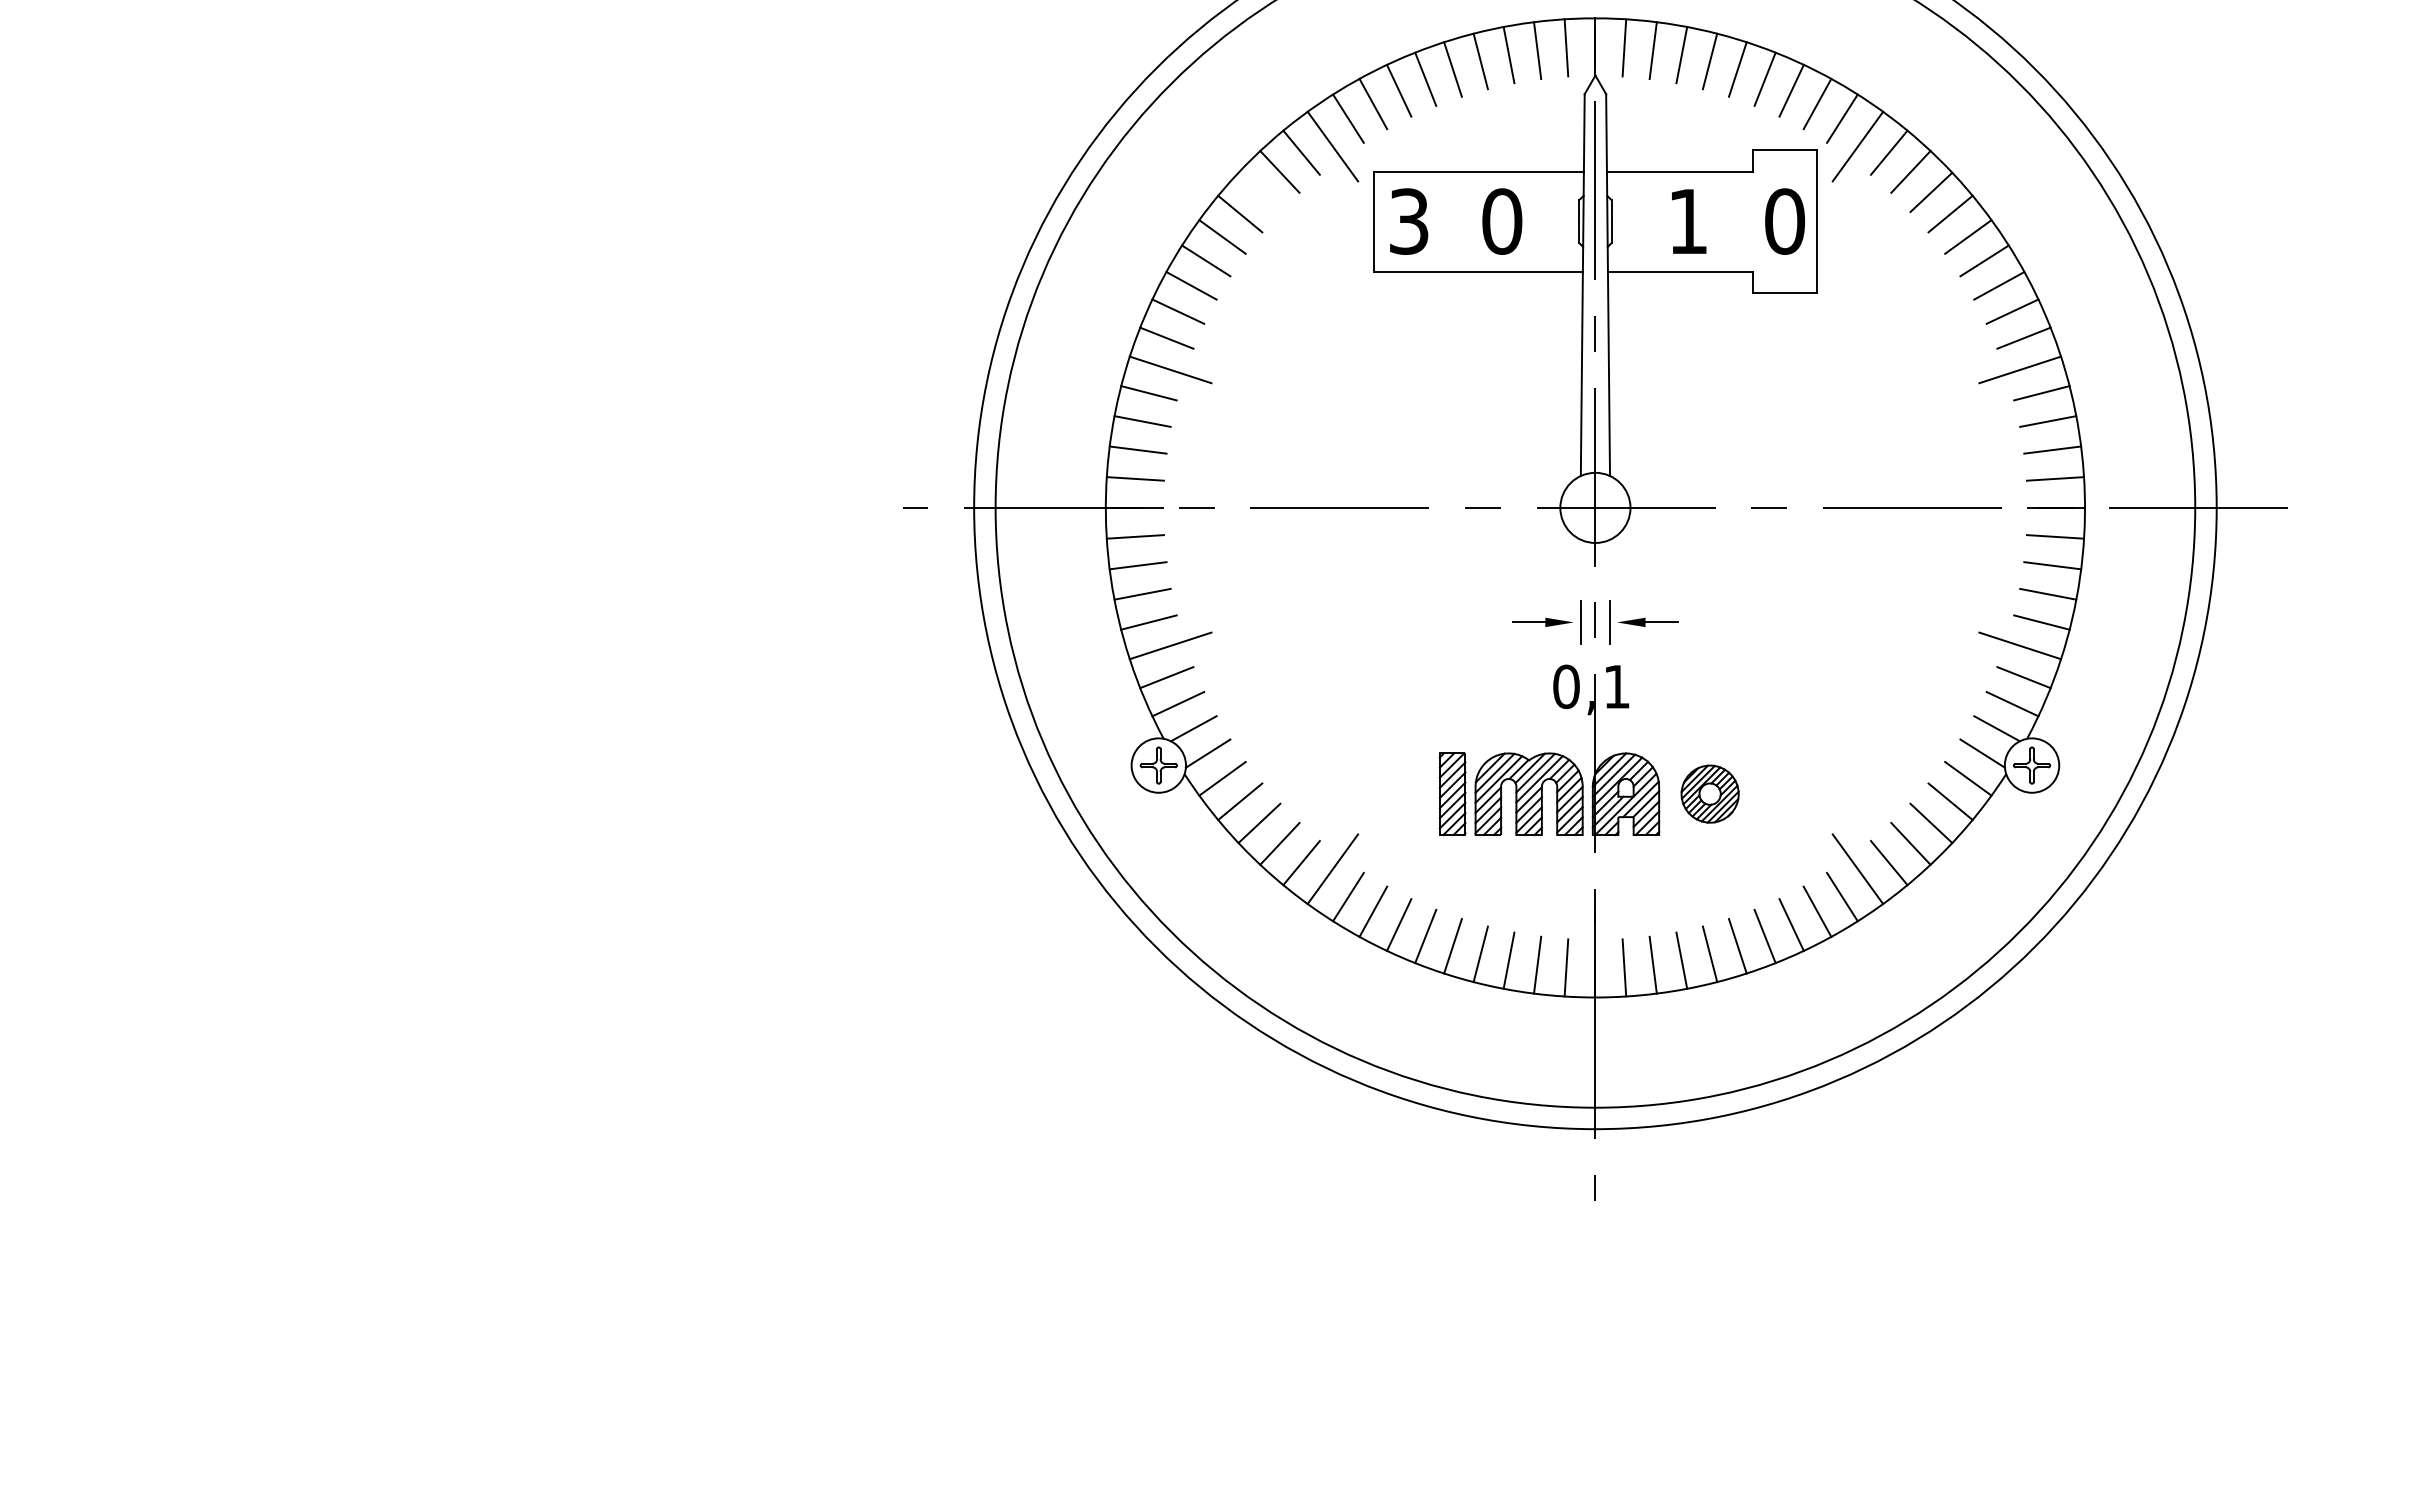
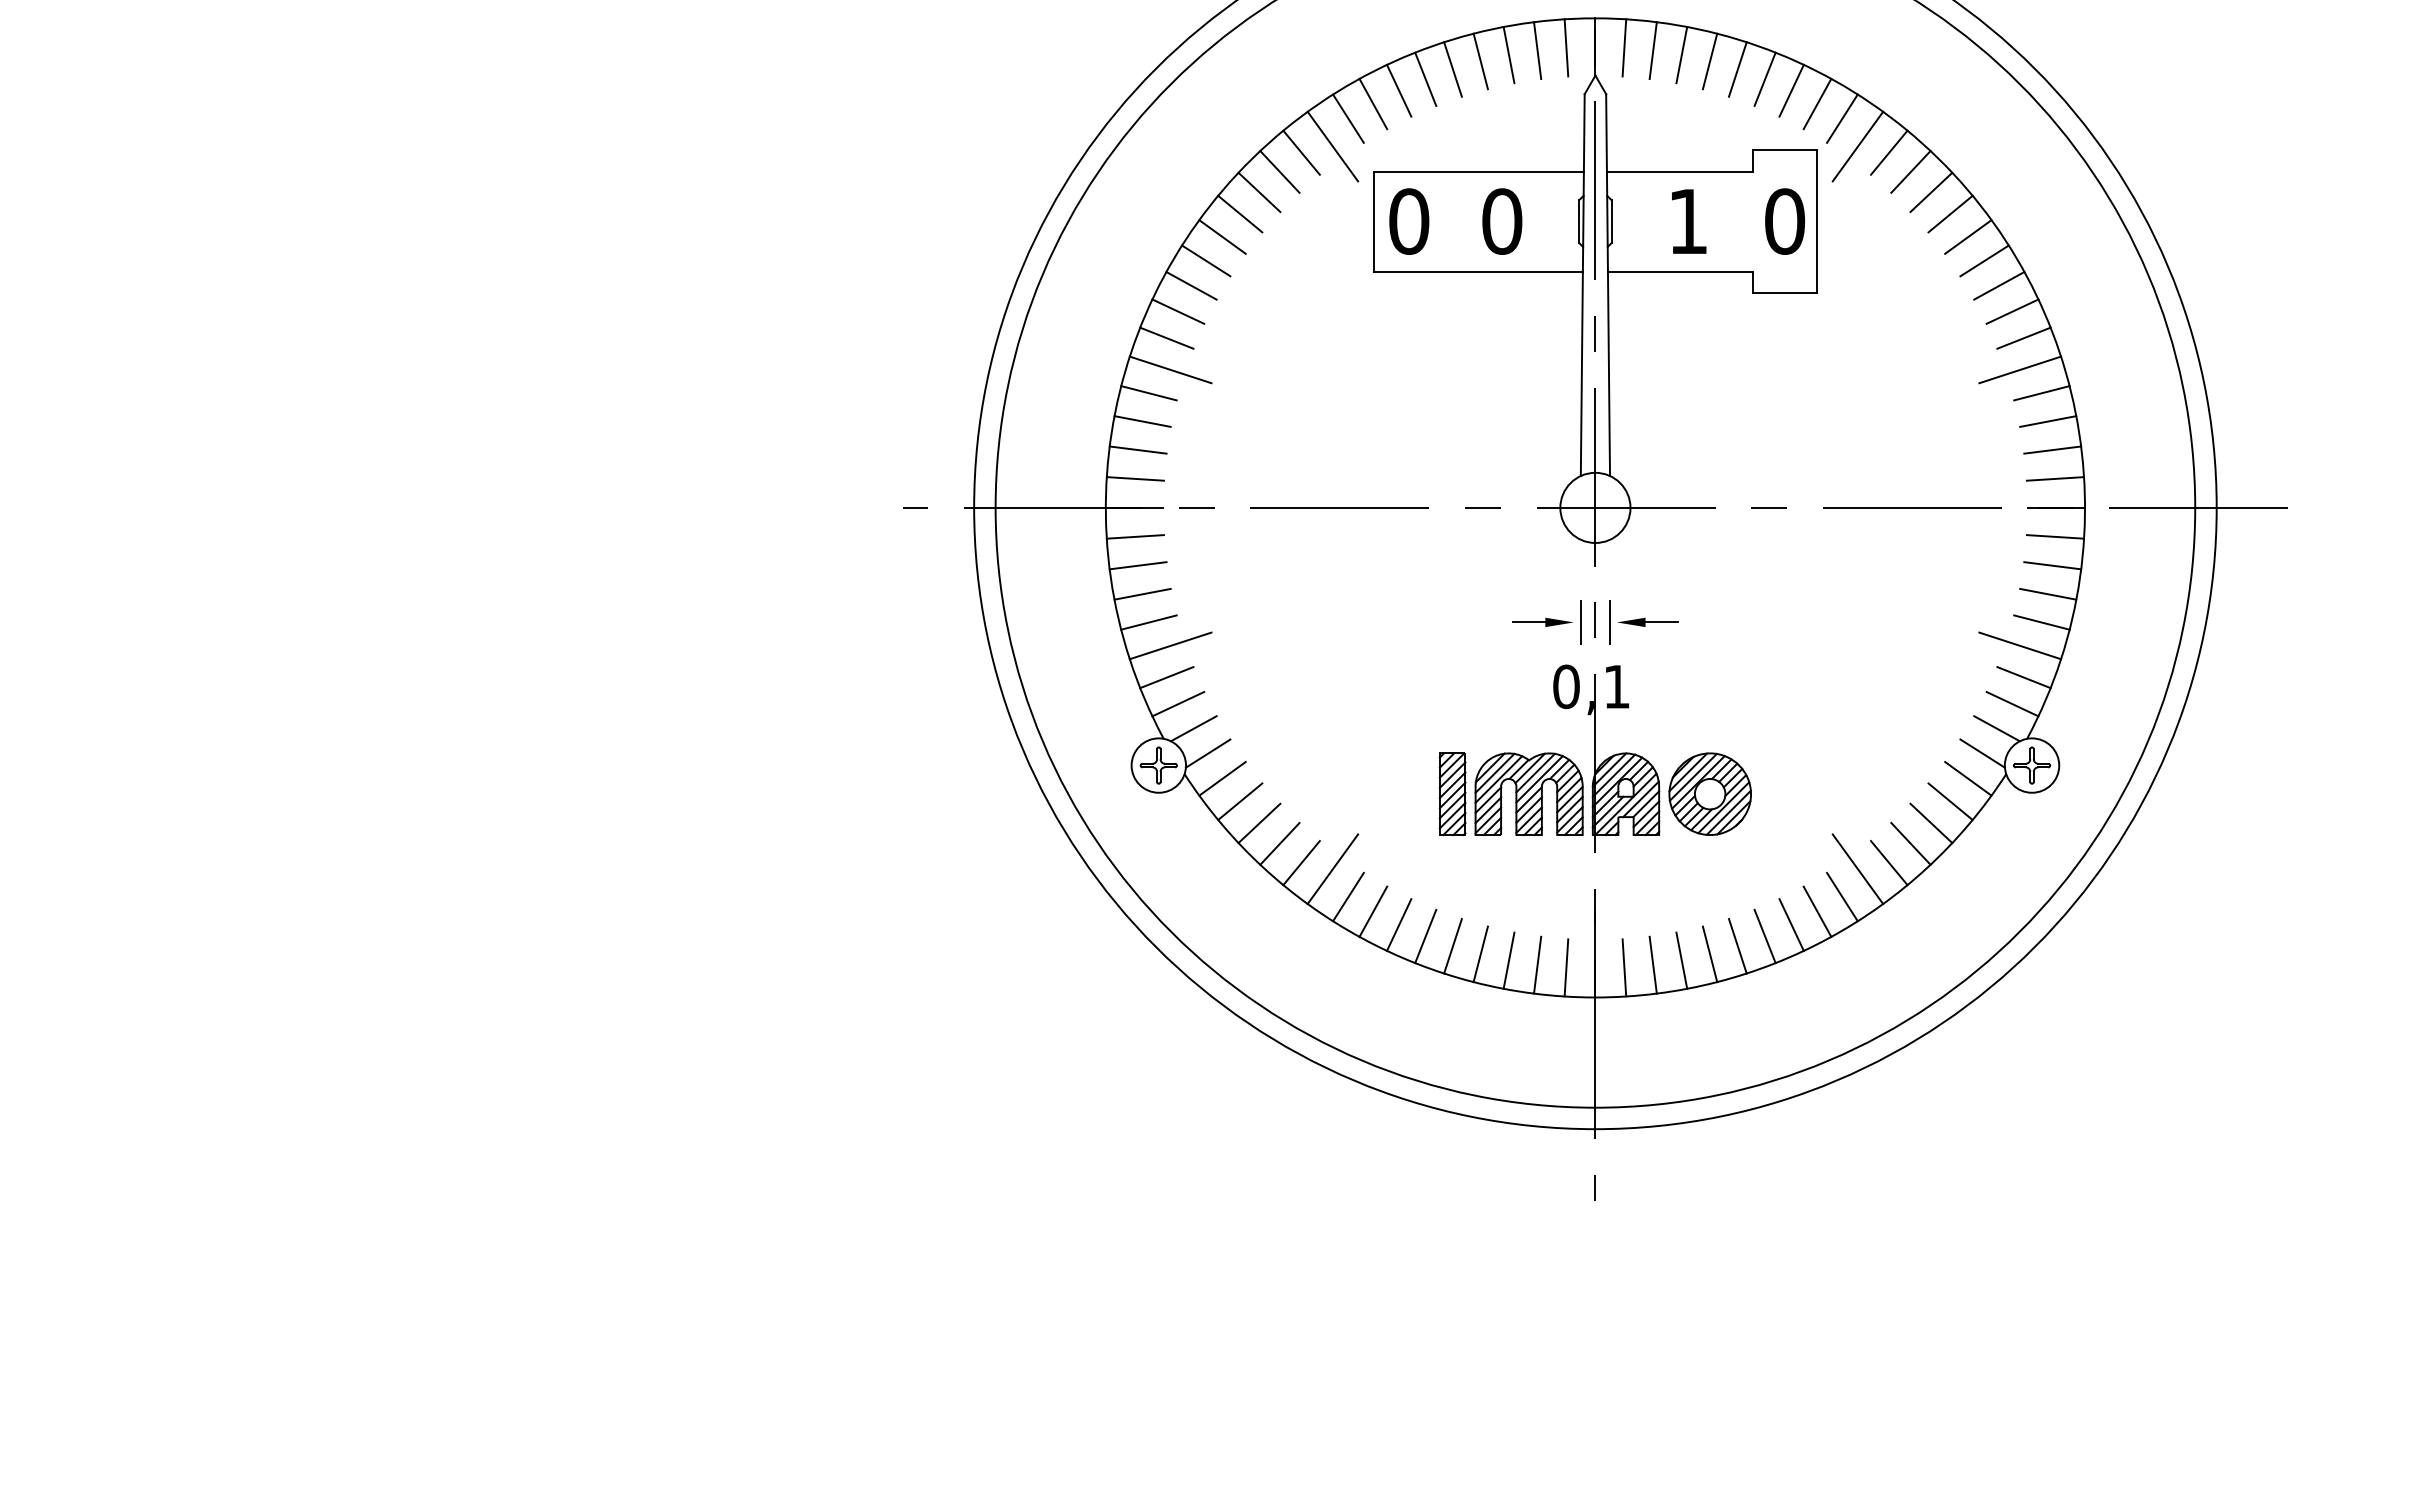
line: none -> present (1259, 192)
text: 3 -> 0 (1409, 221)
part size: 60x60 px -> 84x84 px (1709, 793)
